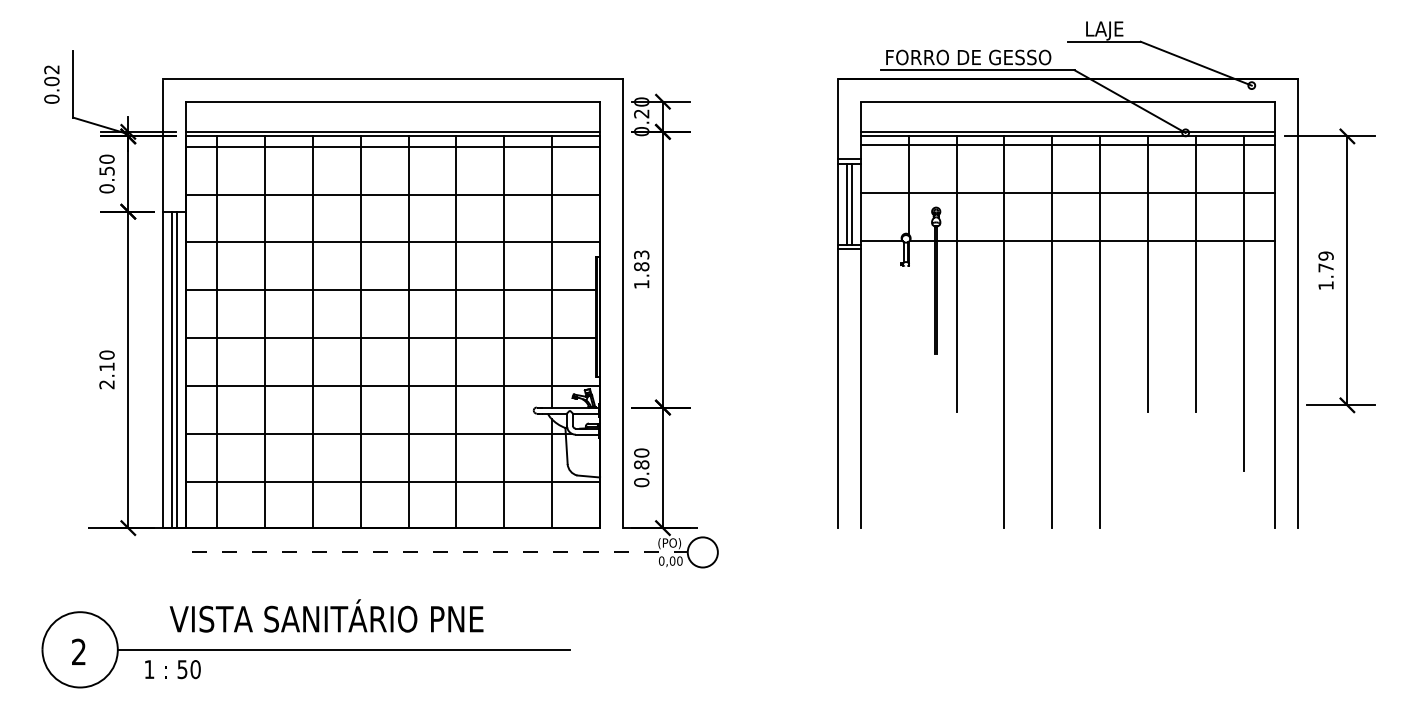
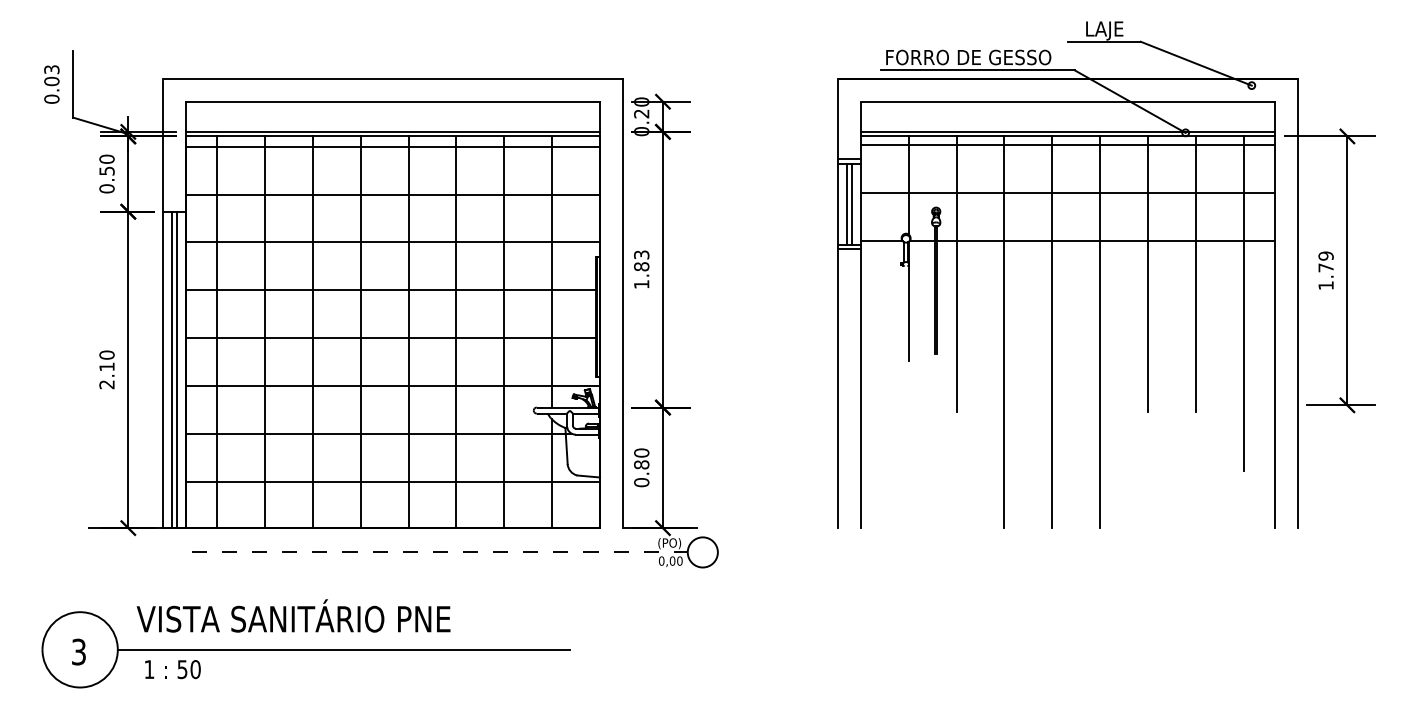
text: 0.02 -> 0.03 (51, 69)
line: none -> present (908, 312)
text position: (326, 615) -> (293, 615) (293, 615)
text: 2 -> 3 (78, 652)
